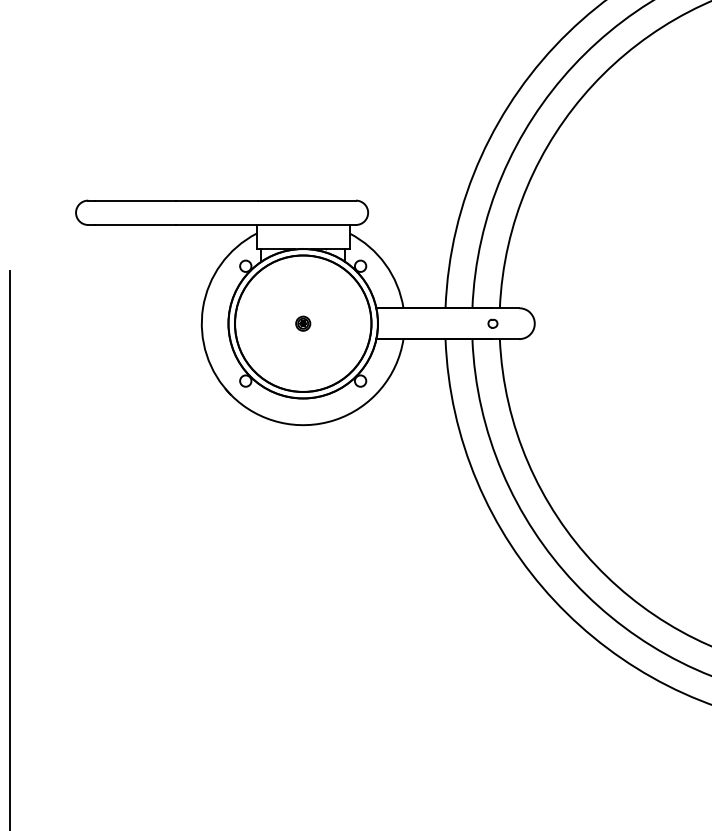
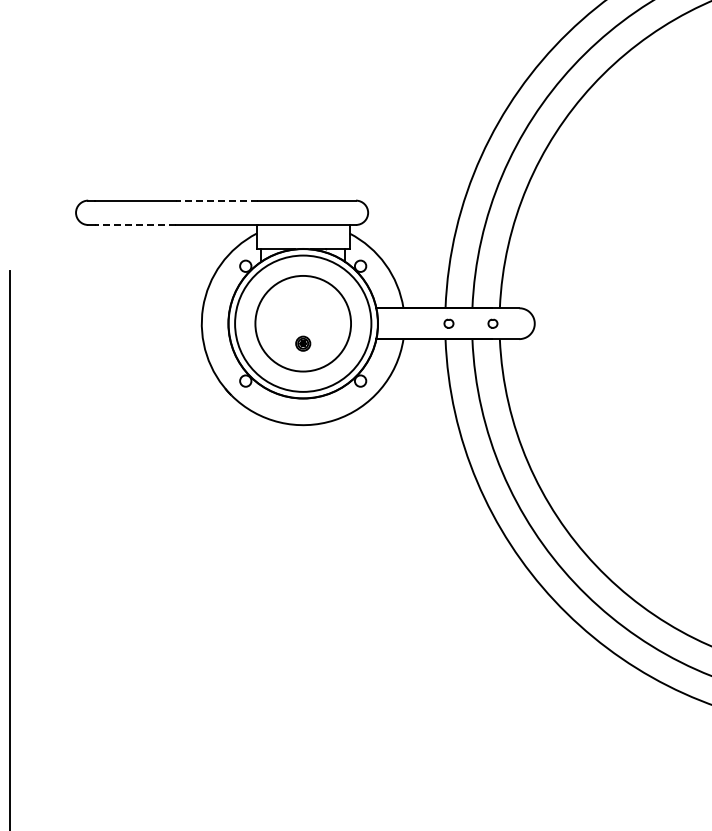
line: solid -> dashed (216, 200)
line: solid -> dashed (135, 224)
circle diameter: 137 px -> 96 px (303, 323)
part position: (303, 323) -> (303, 343) (303, 343)
part: none -> present (448, 323)
